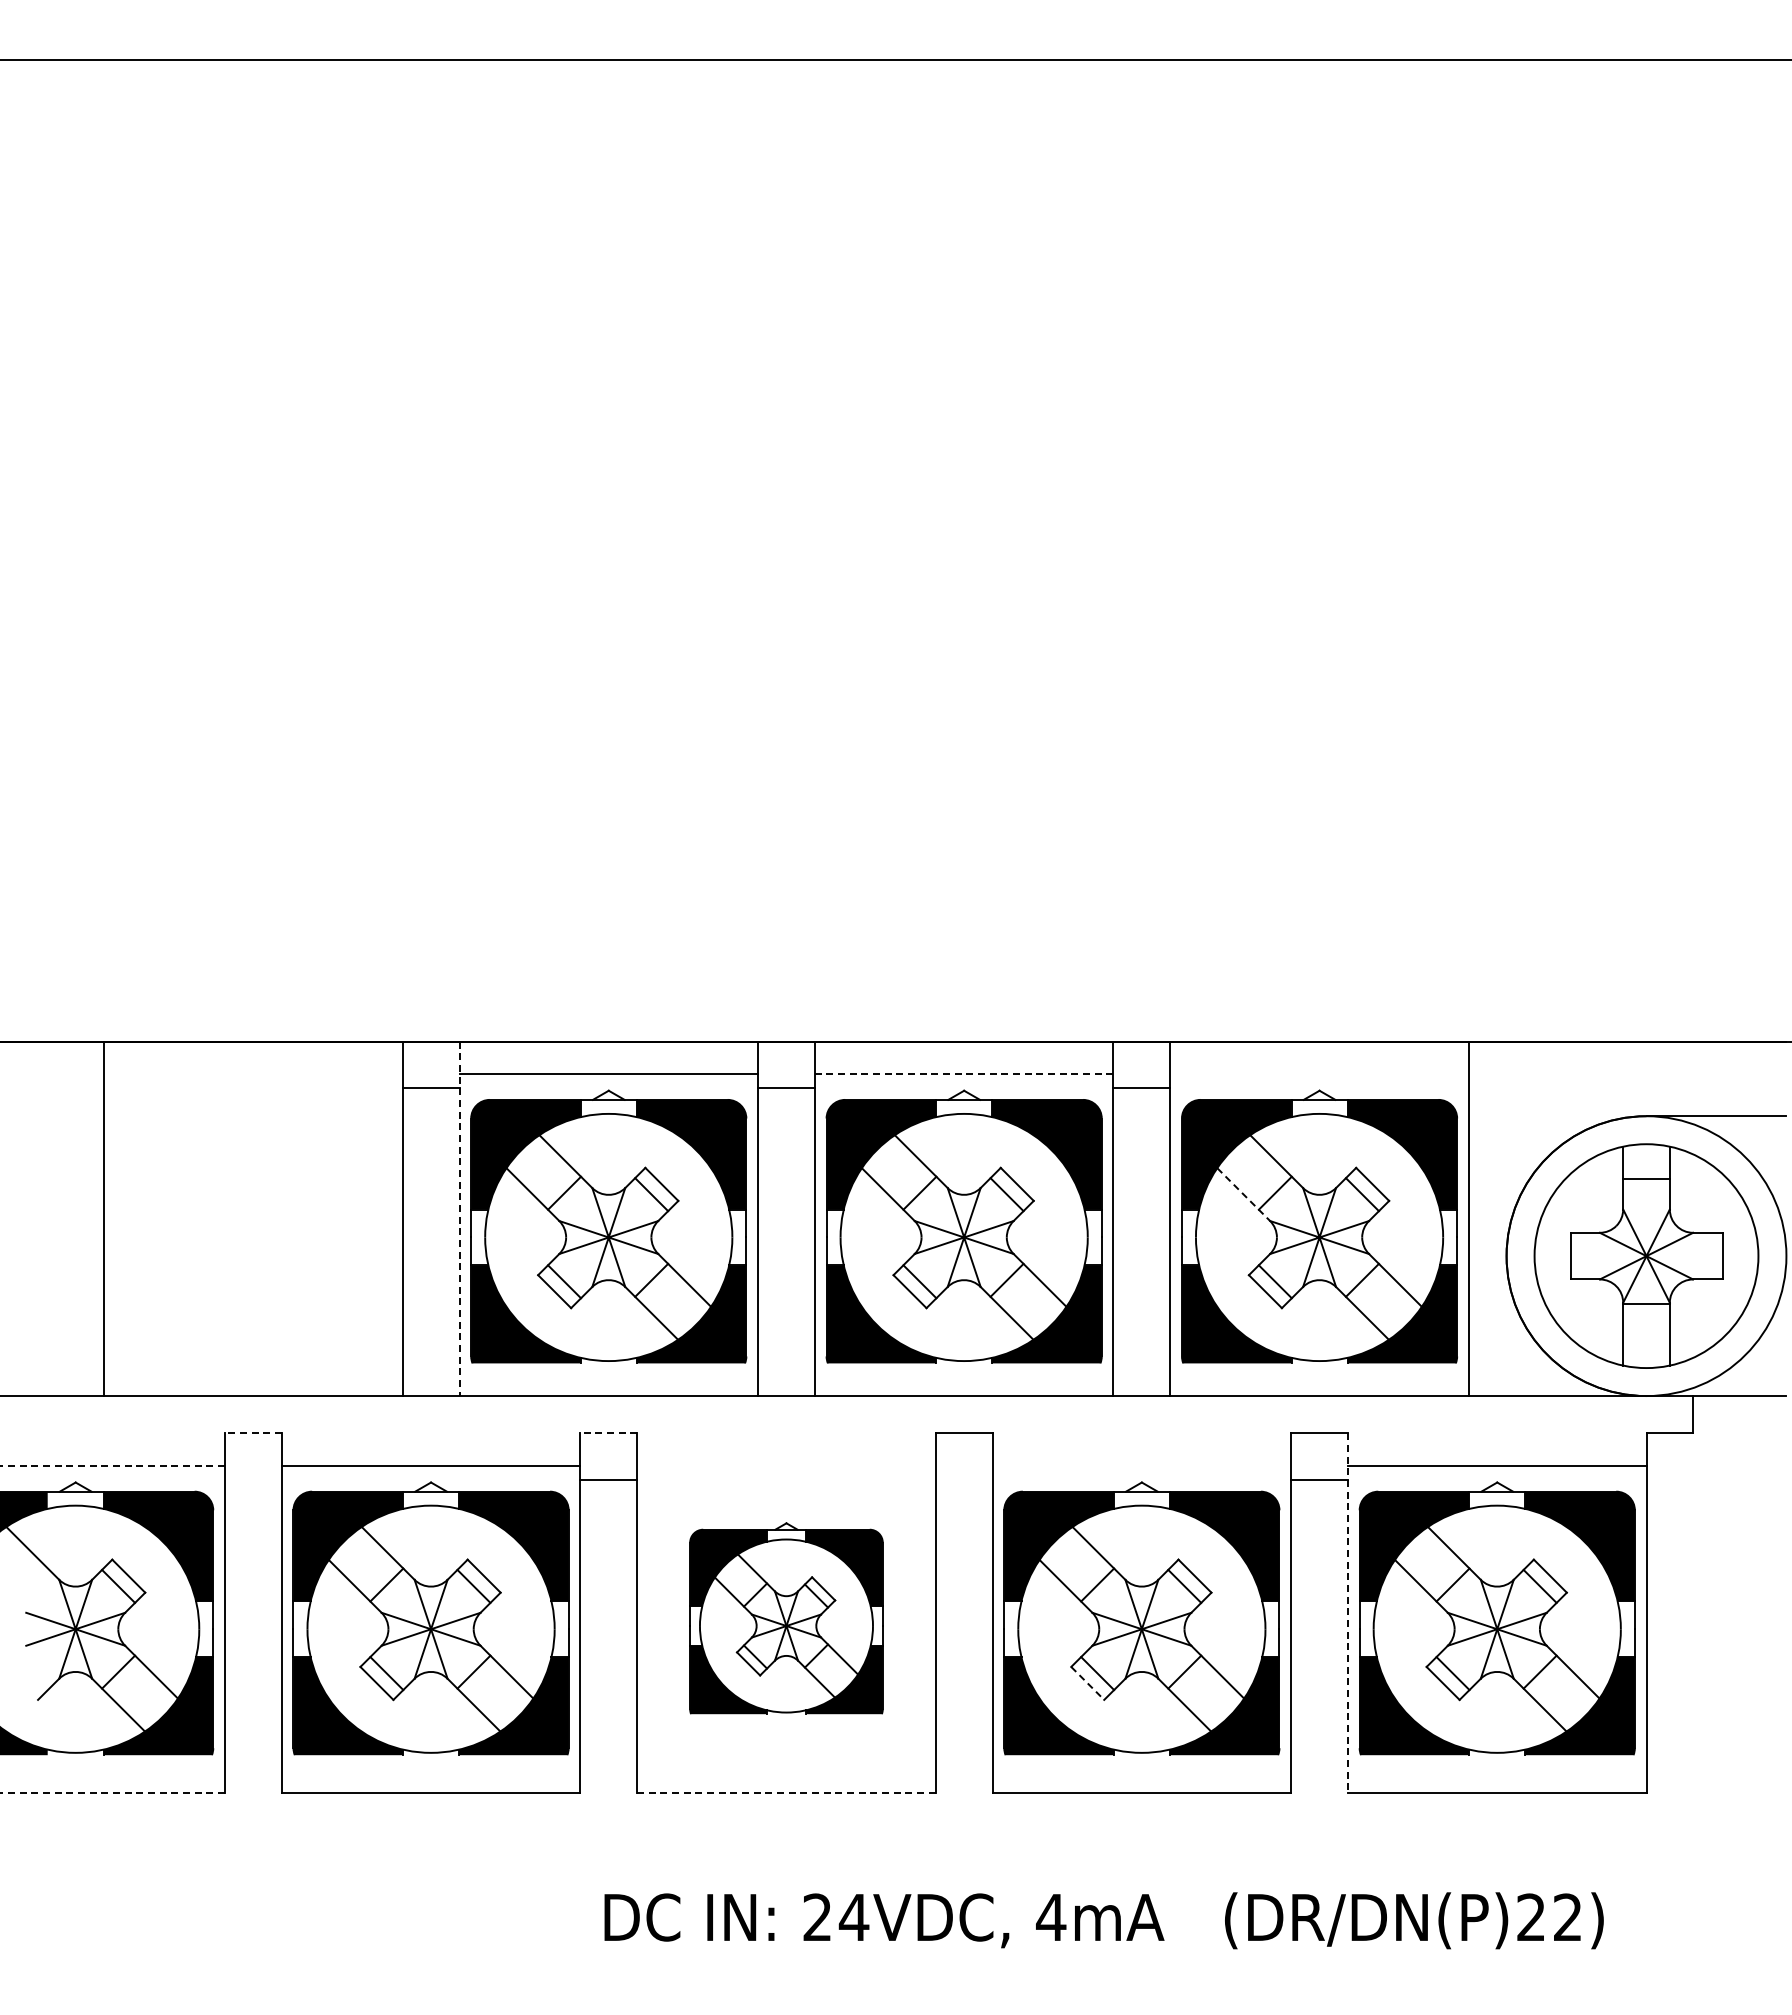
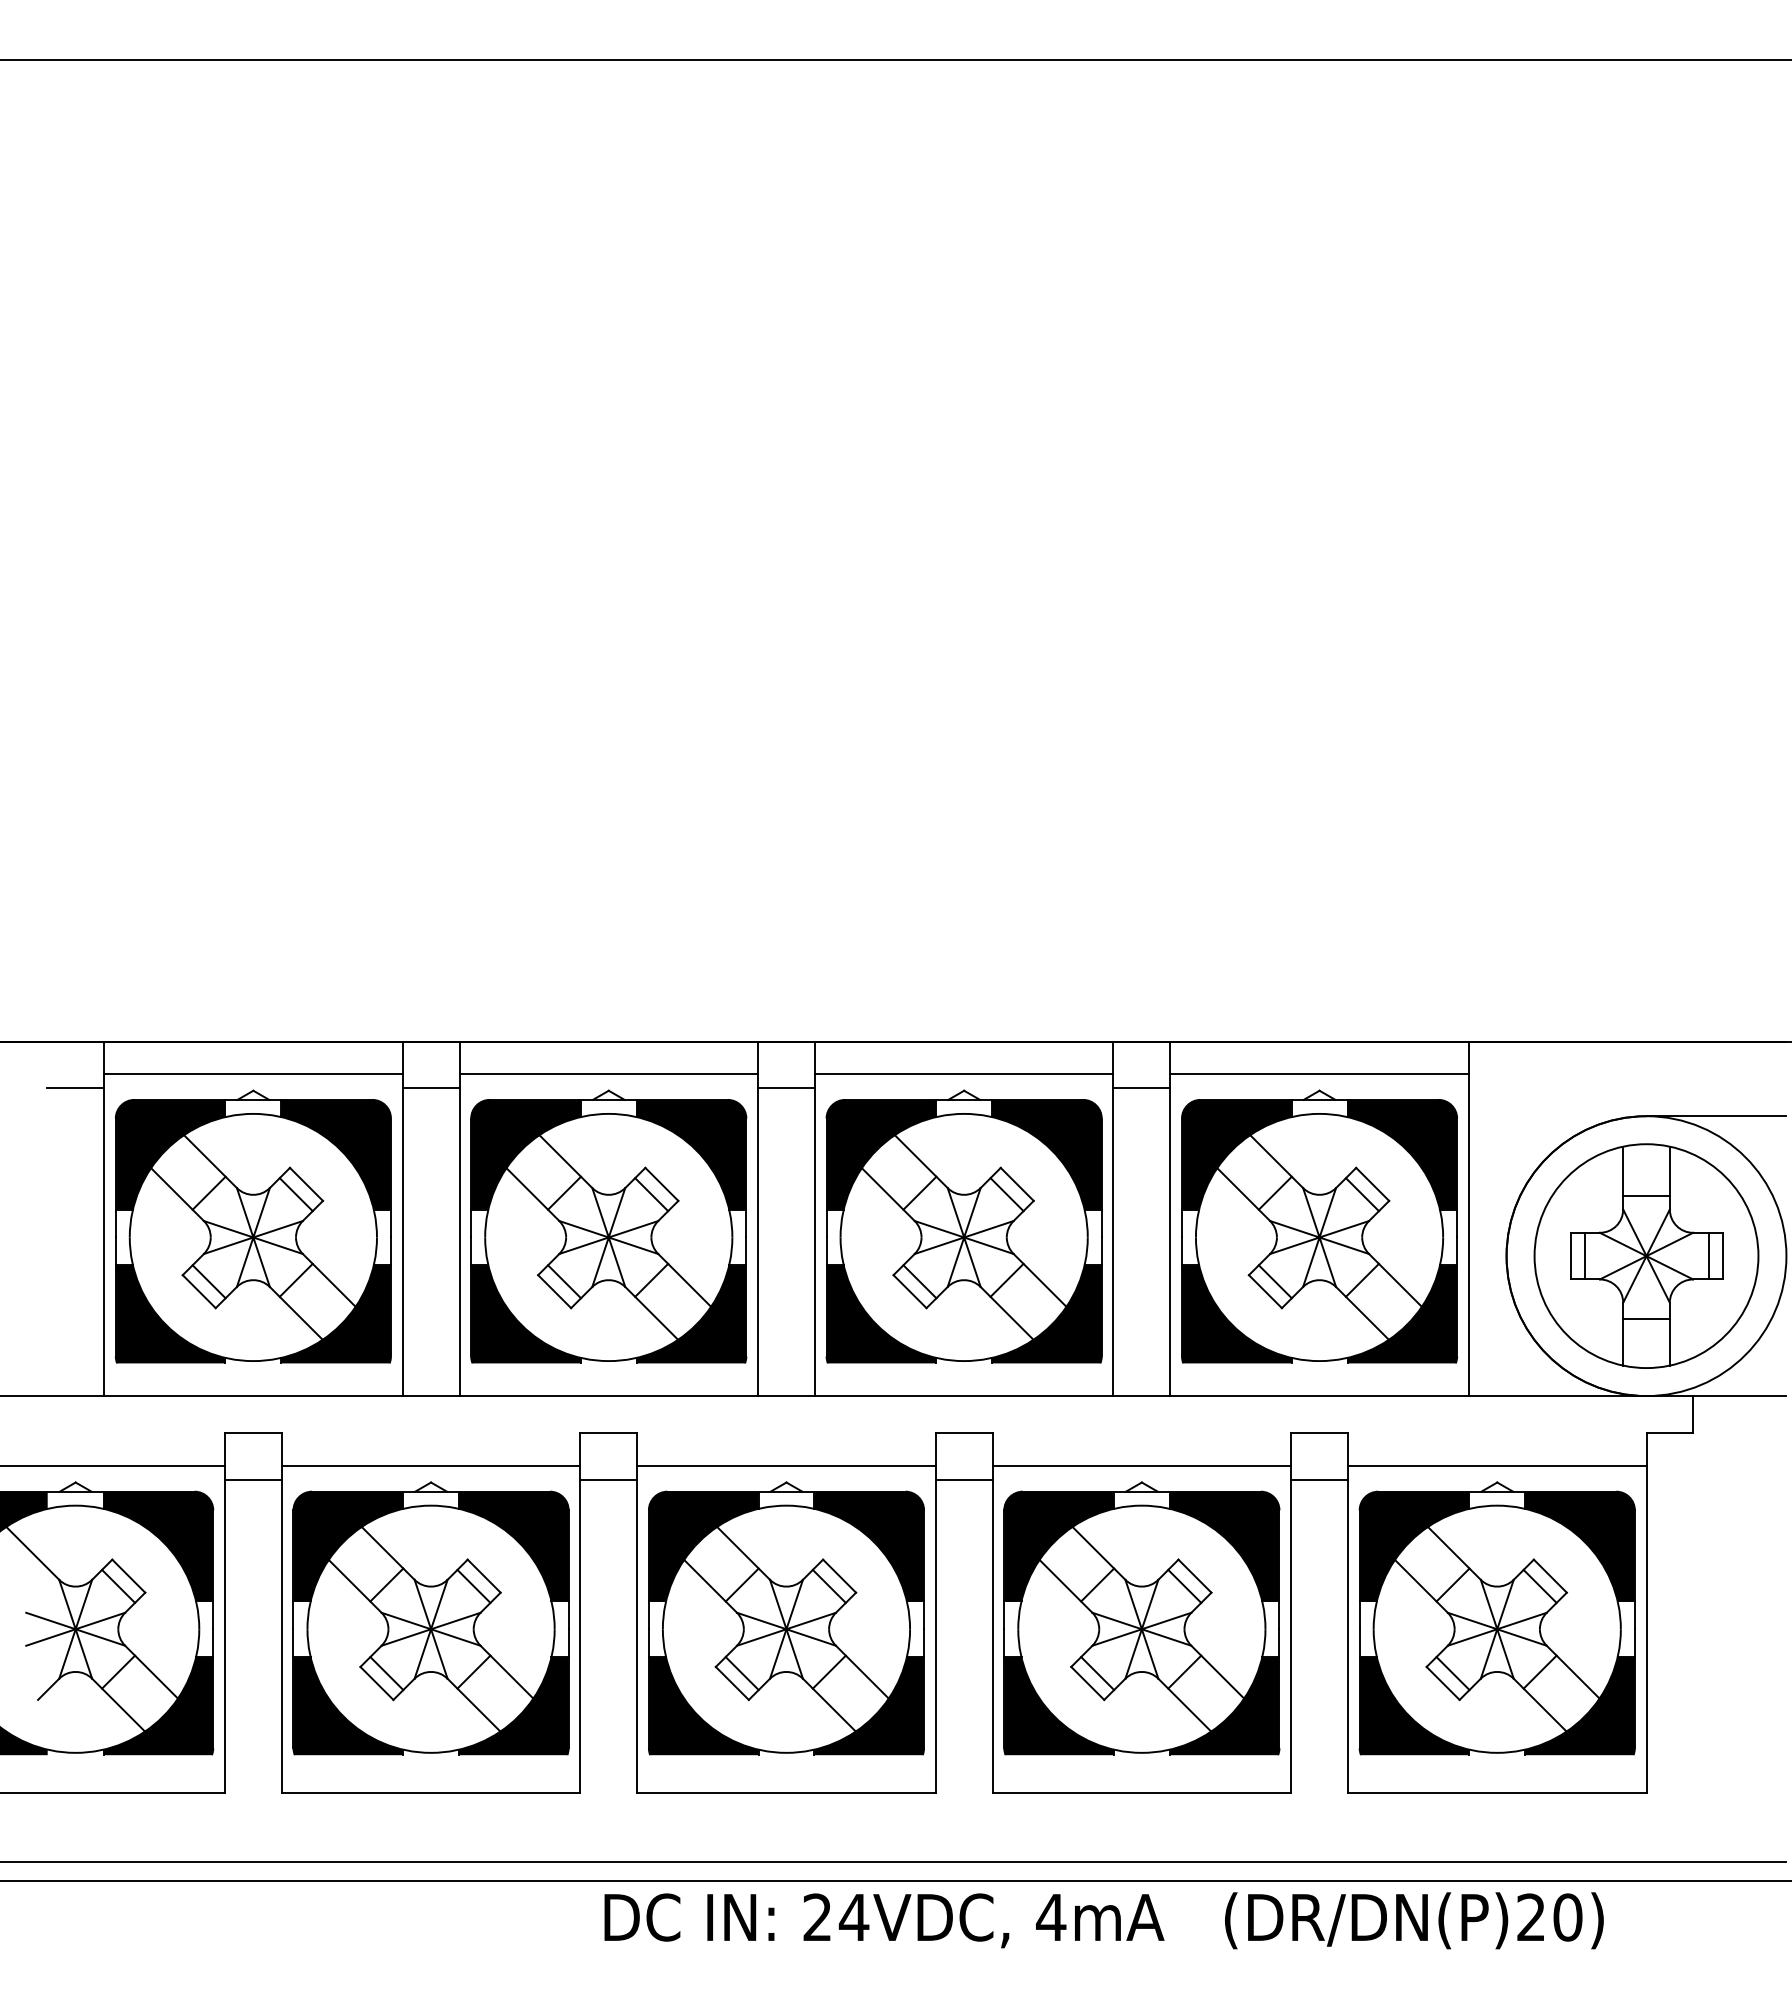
line: none -> present (253, 1074)
line: dashed -> solid (963, 1074)
line: none -> present (1319, 1074)
line: none -> present (75, 1088)
line position: (1646, 1178) -> (1646, 1195) (1646, 1195)
line: dashed -> solid (1244, 1194)
line: dashed -> solid (459, 1219)
part: none -> present (252, 1226)
line: none -> present (1585, 1255)
line: none -> present (1709, 1255)
line position: (1646, 1303) -> (1646, 1318) (1646, 1318)
line: dashed -> solid (252, 1433)
line: dashed -> solid (608, 1433)
line: dashed -> solid (112, 1466)
line: none -> present (786, 1466)
line: none -> present (1141, 1466)
line: none -> present (252, 1480)
line: none -> present (963, 1480)
line: dashed -> solid (1348, 1612)
part size: 195x193 px -> 277x275 px (786, 1618)
line: dashed -> solid (1088, 1683)
line: dashed -> solid (112, 1792)
line: dashed -> solid (785, 1792)
line: none -> present (894, 1862)
line: none -> present (895, 1881)
text: (DR/DN(P)22) -> (DR/DN(P)20) (1567, 1917)
